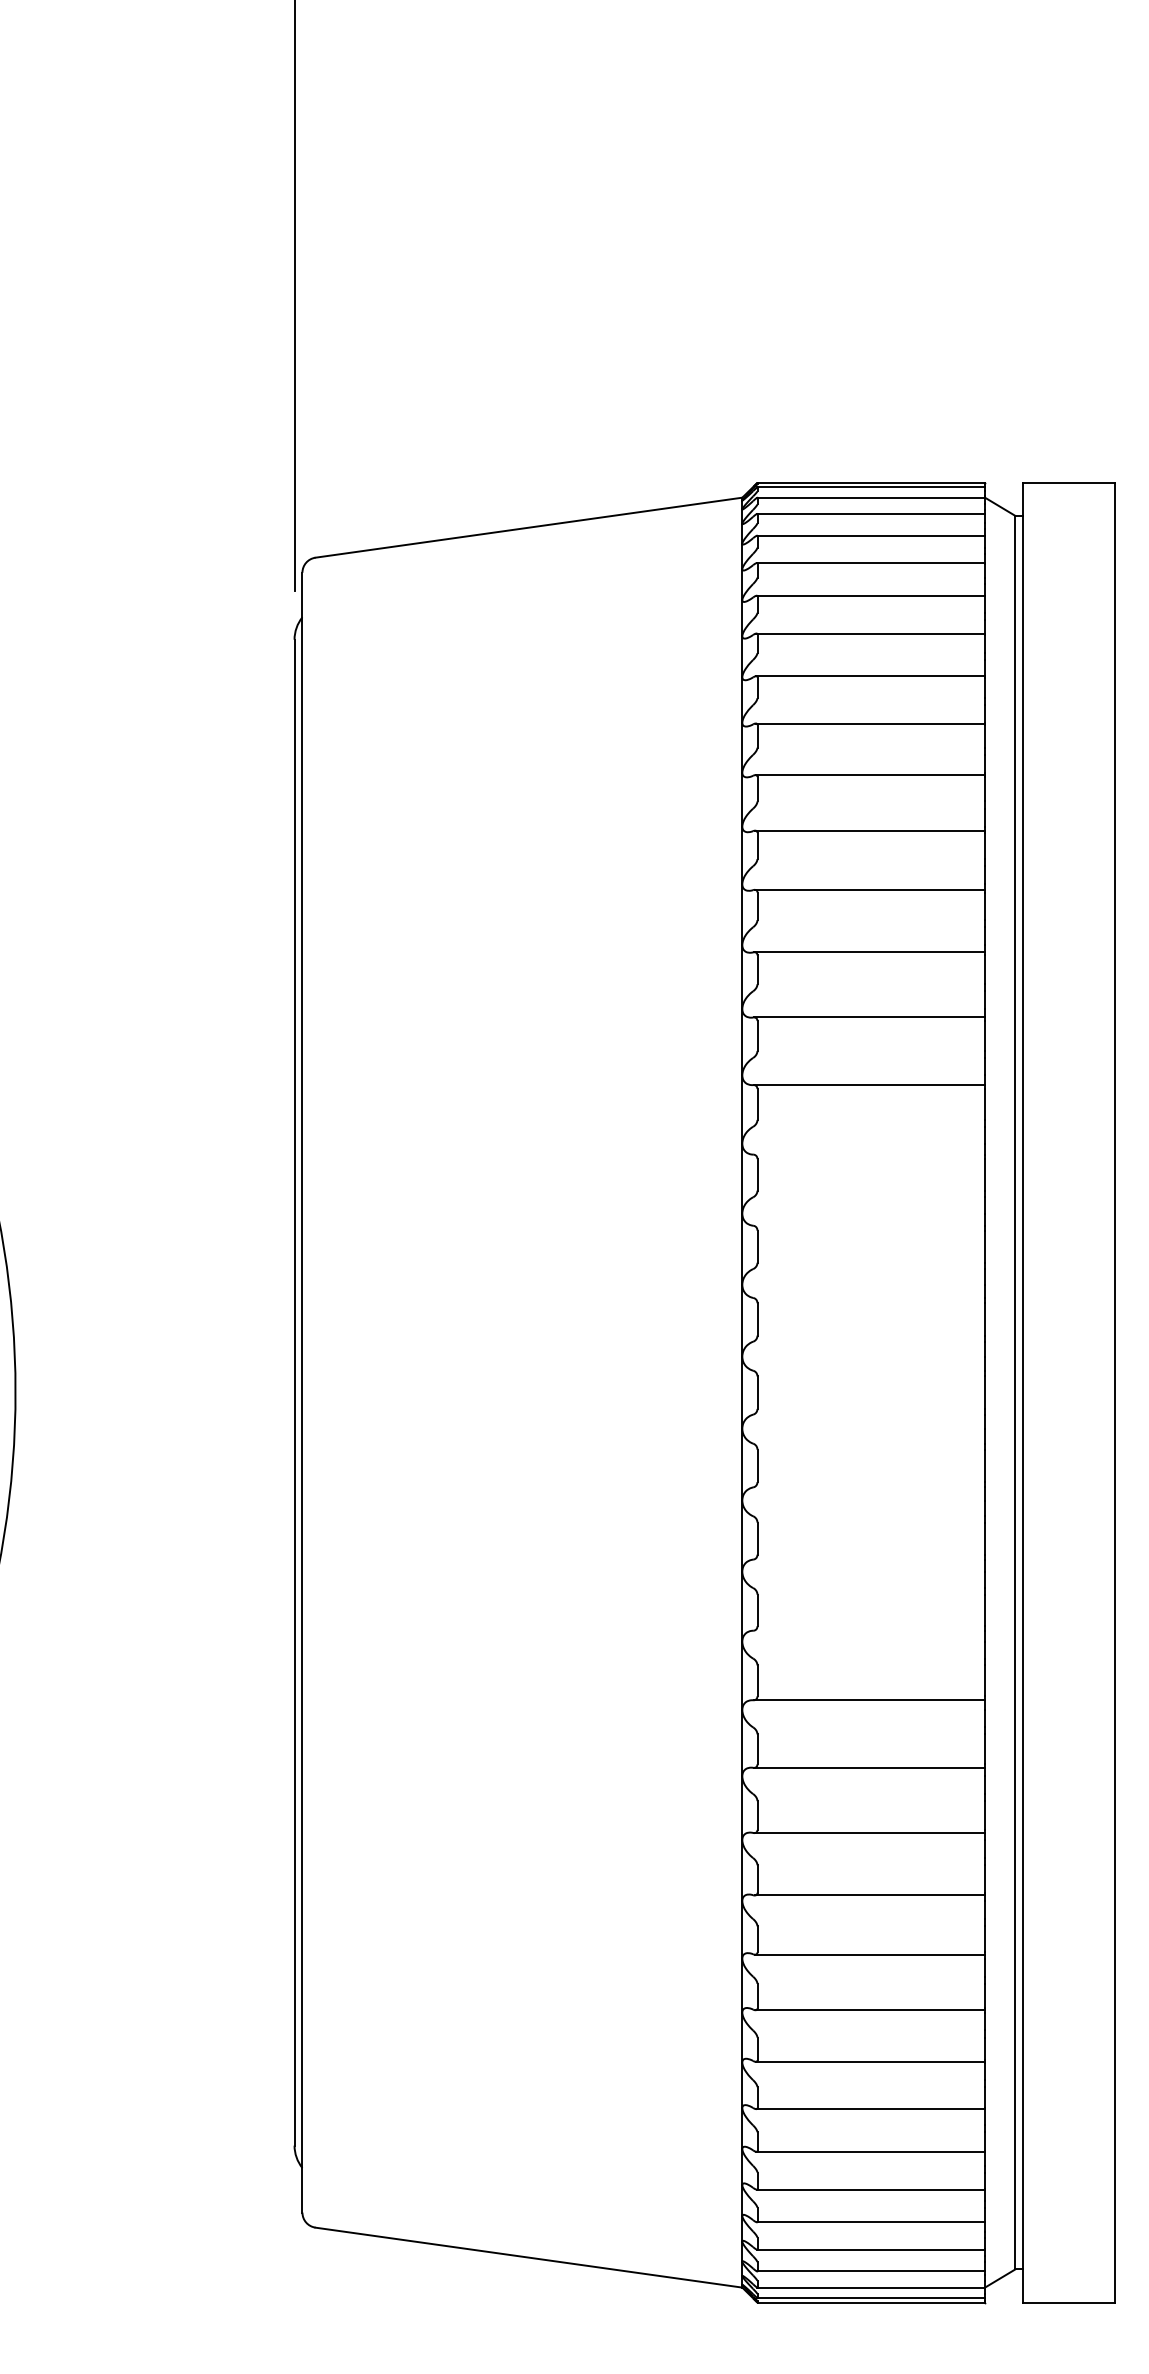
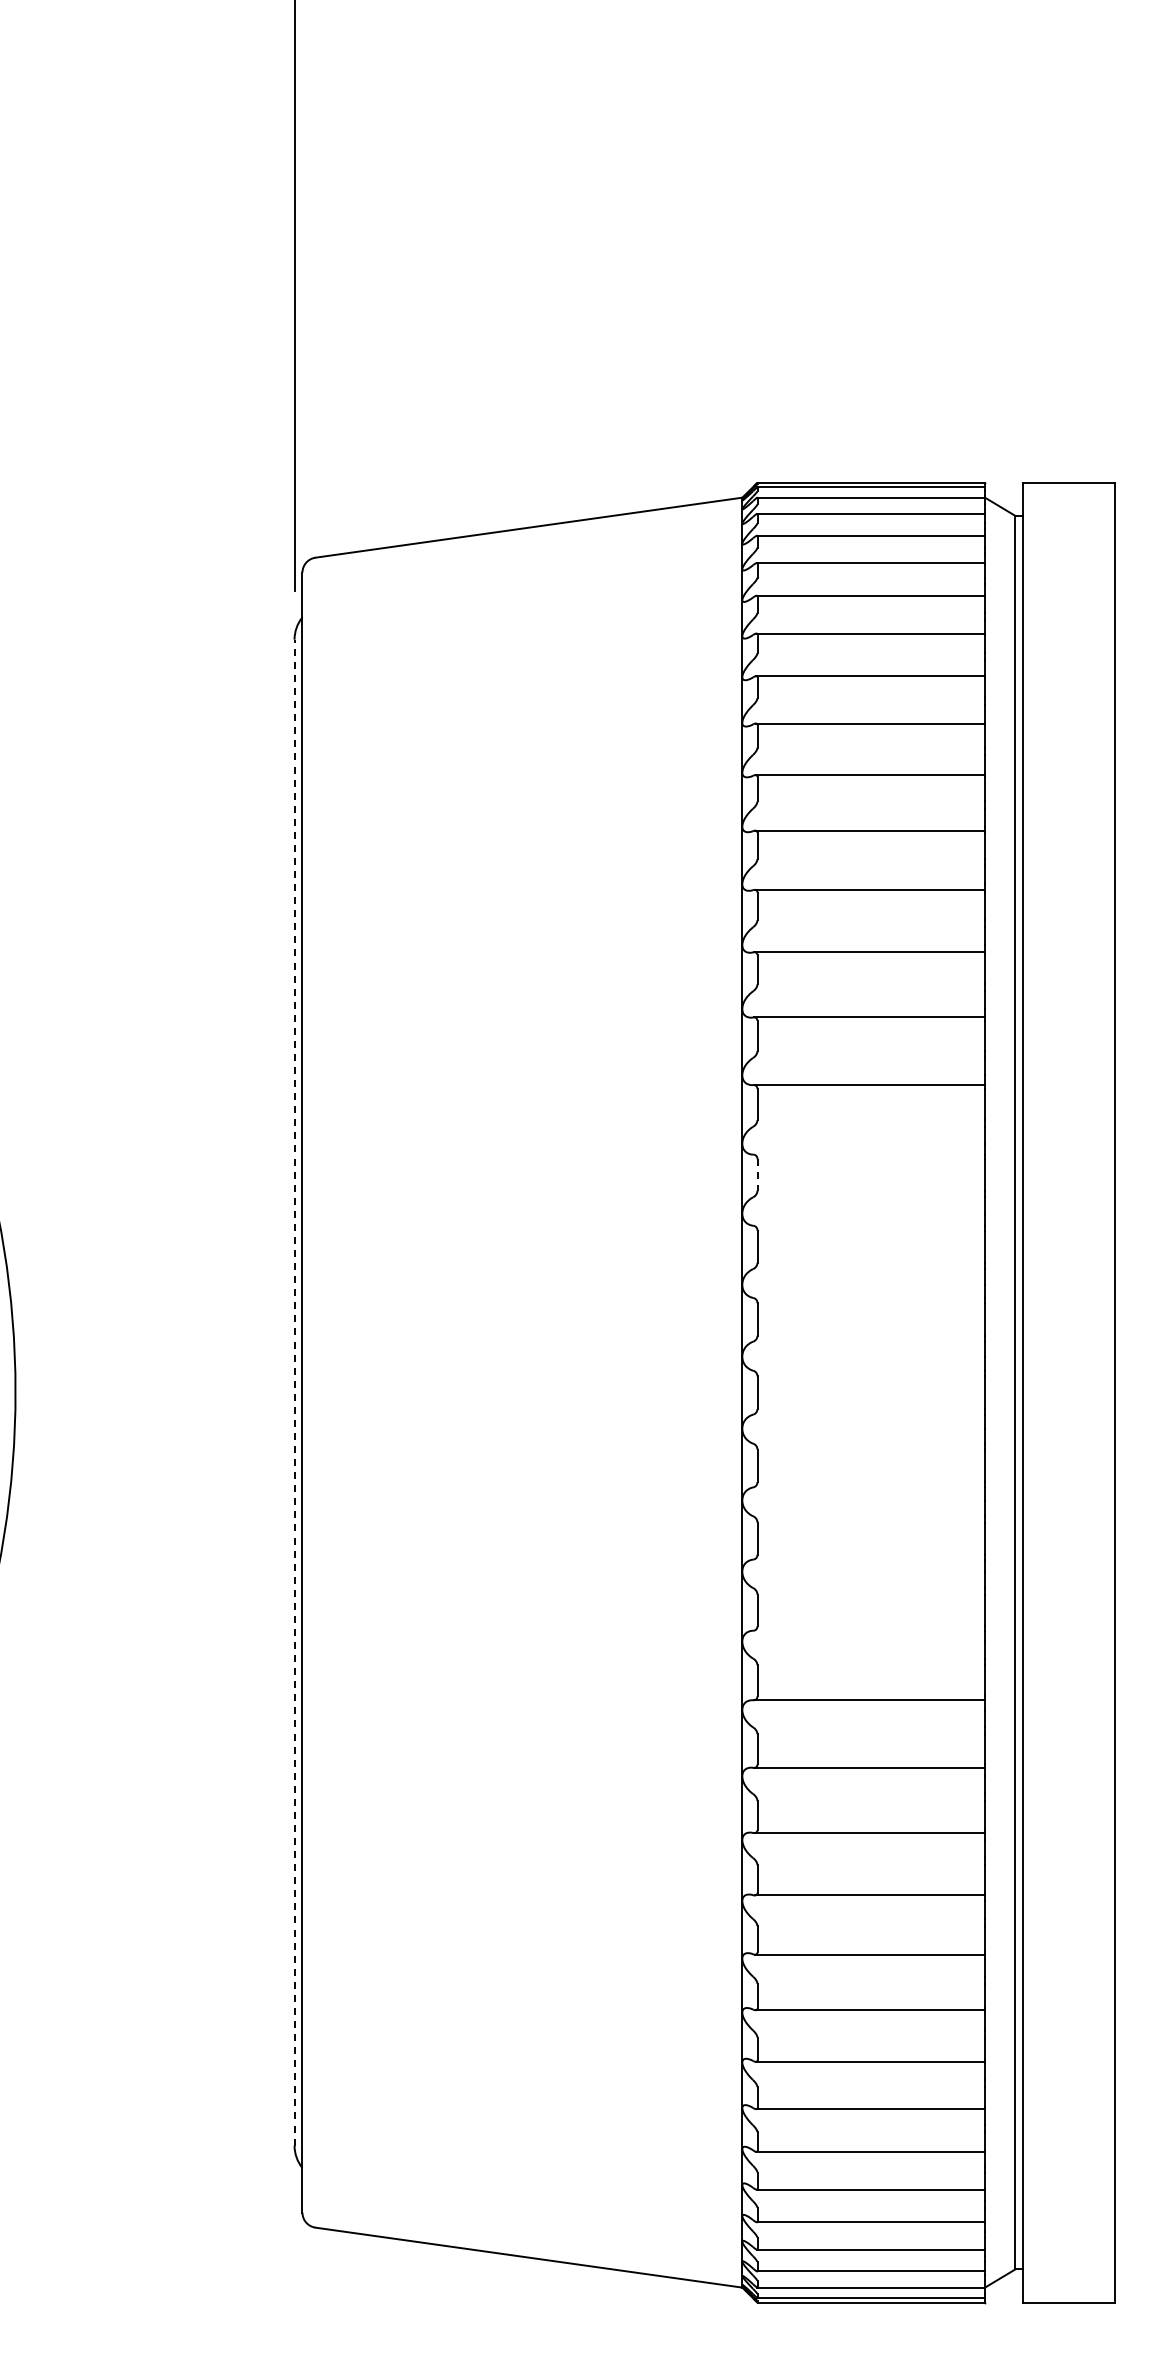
line: solid -> dashed (757, 1174)
line: solid -> dashed (294, 1392)
